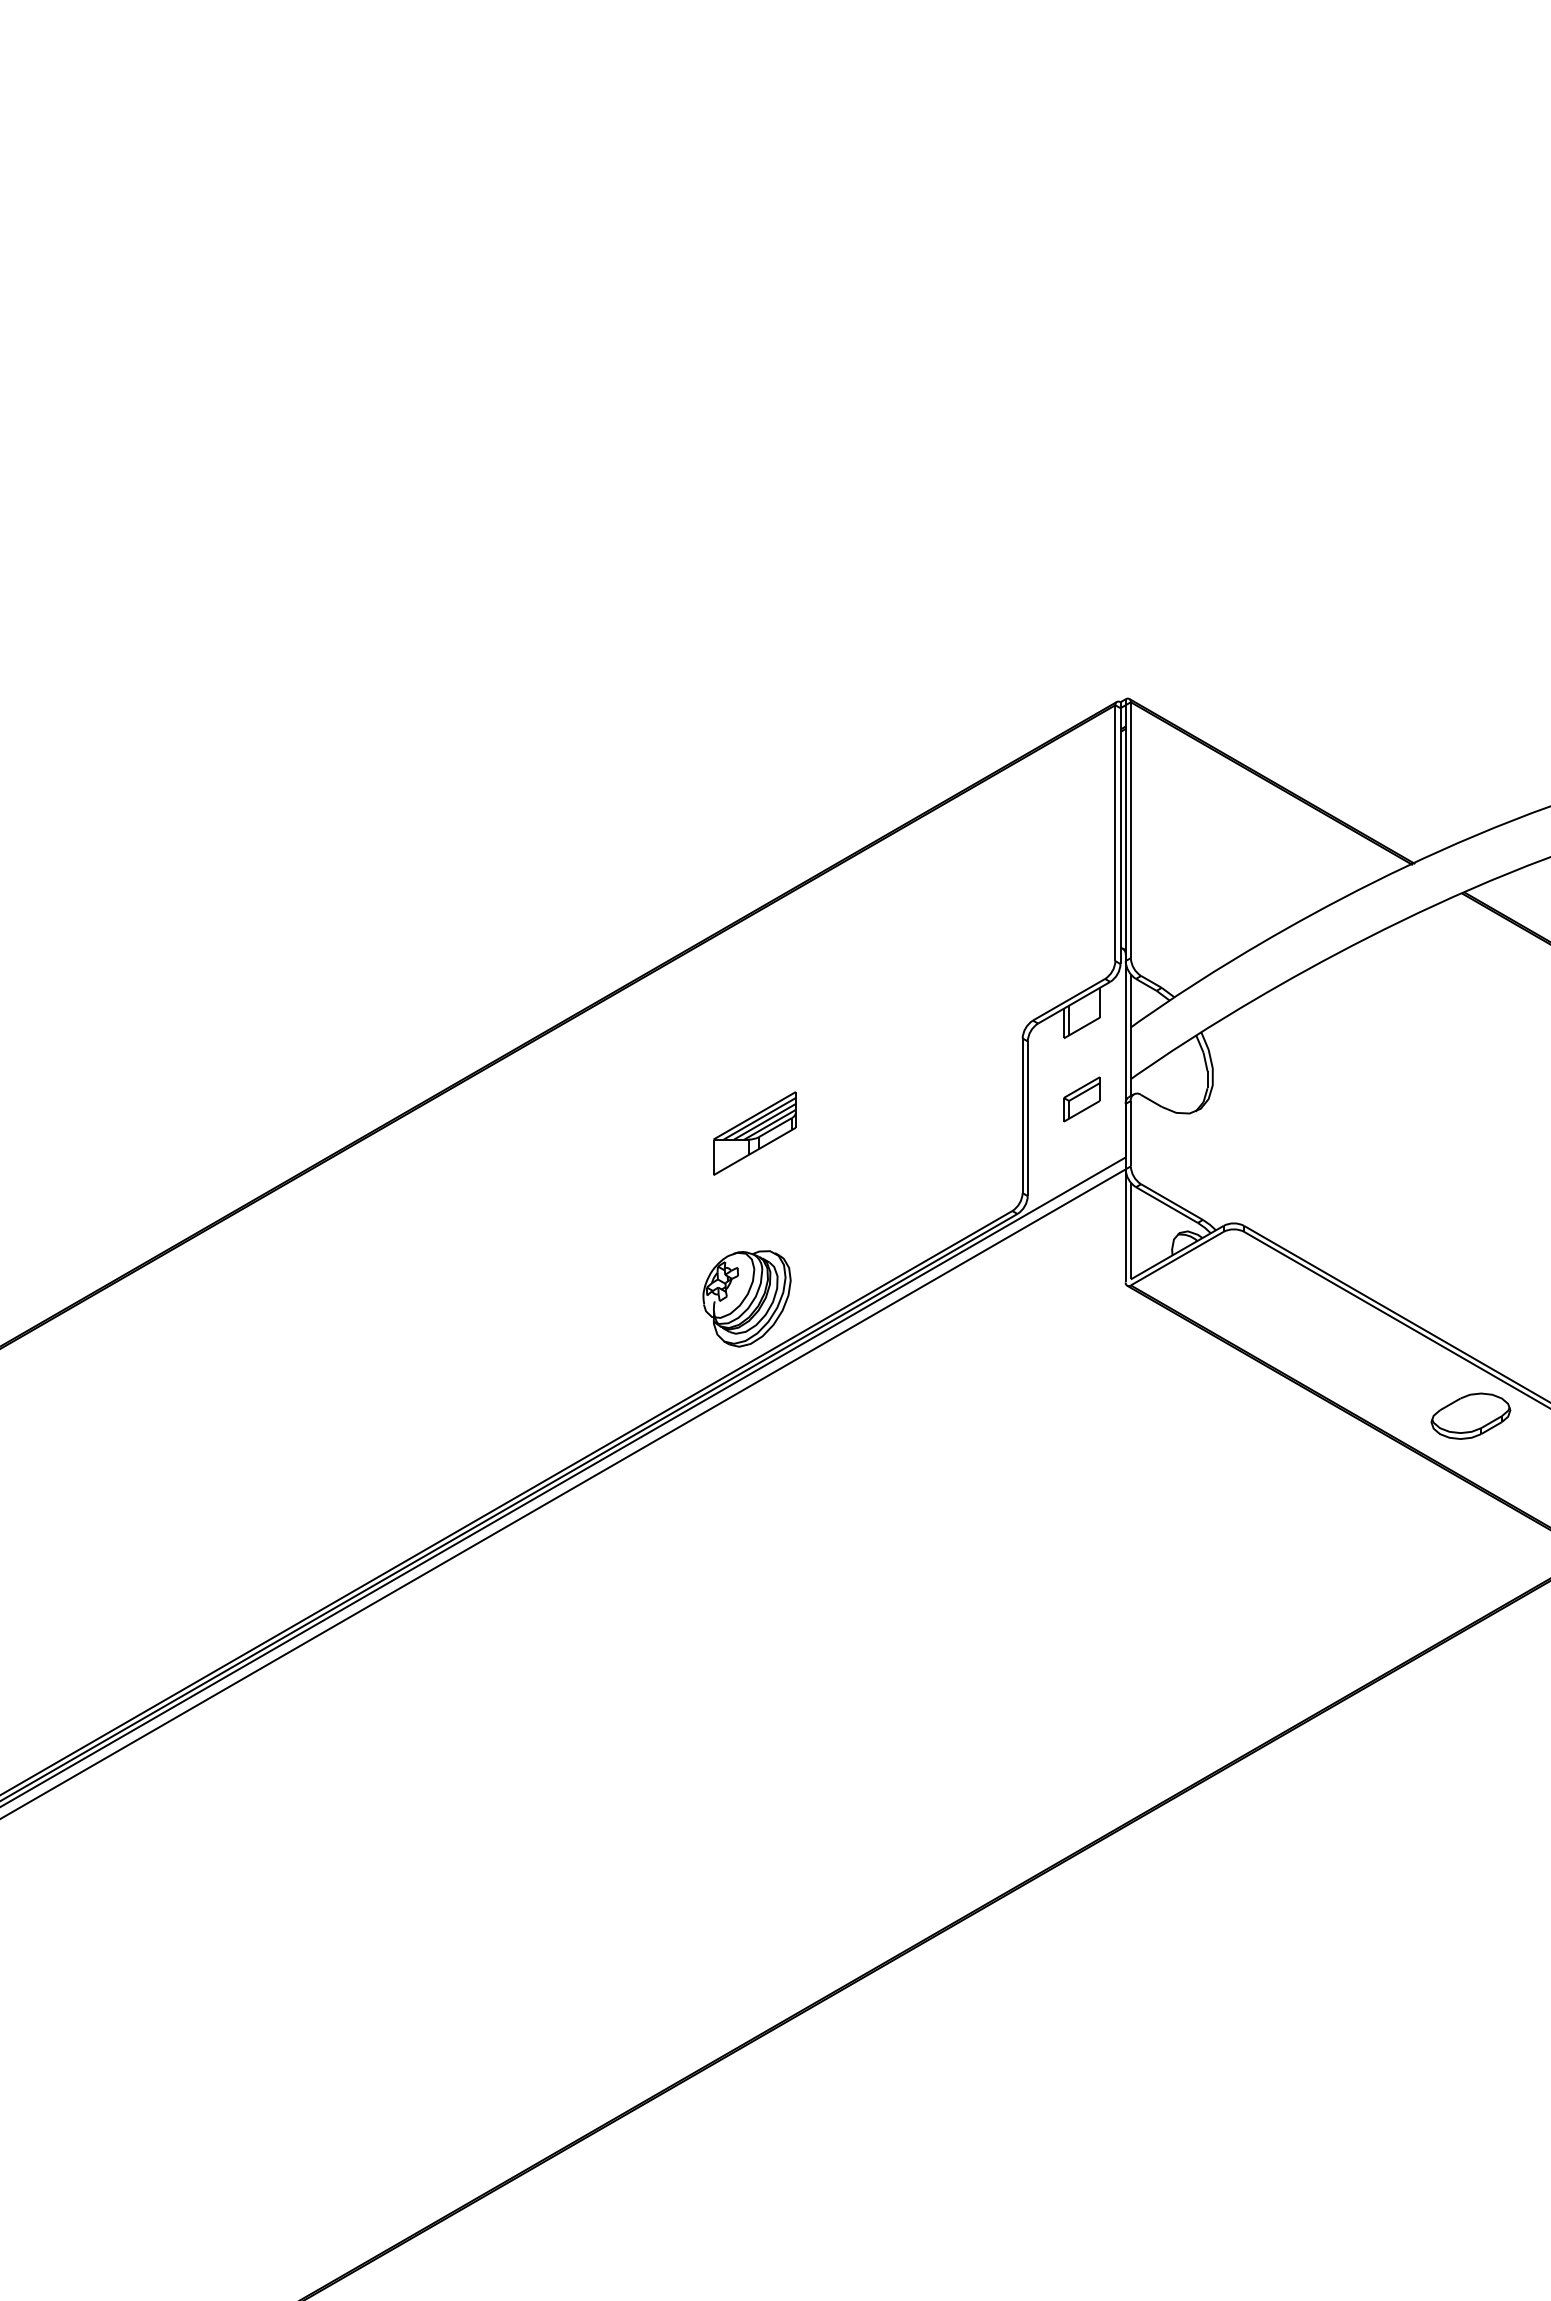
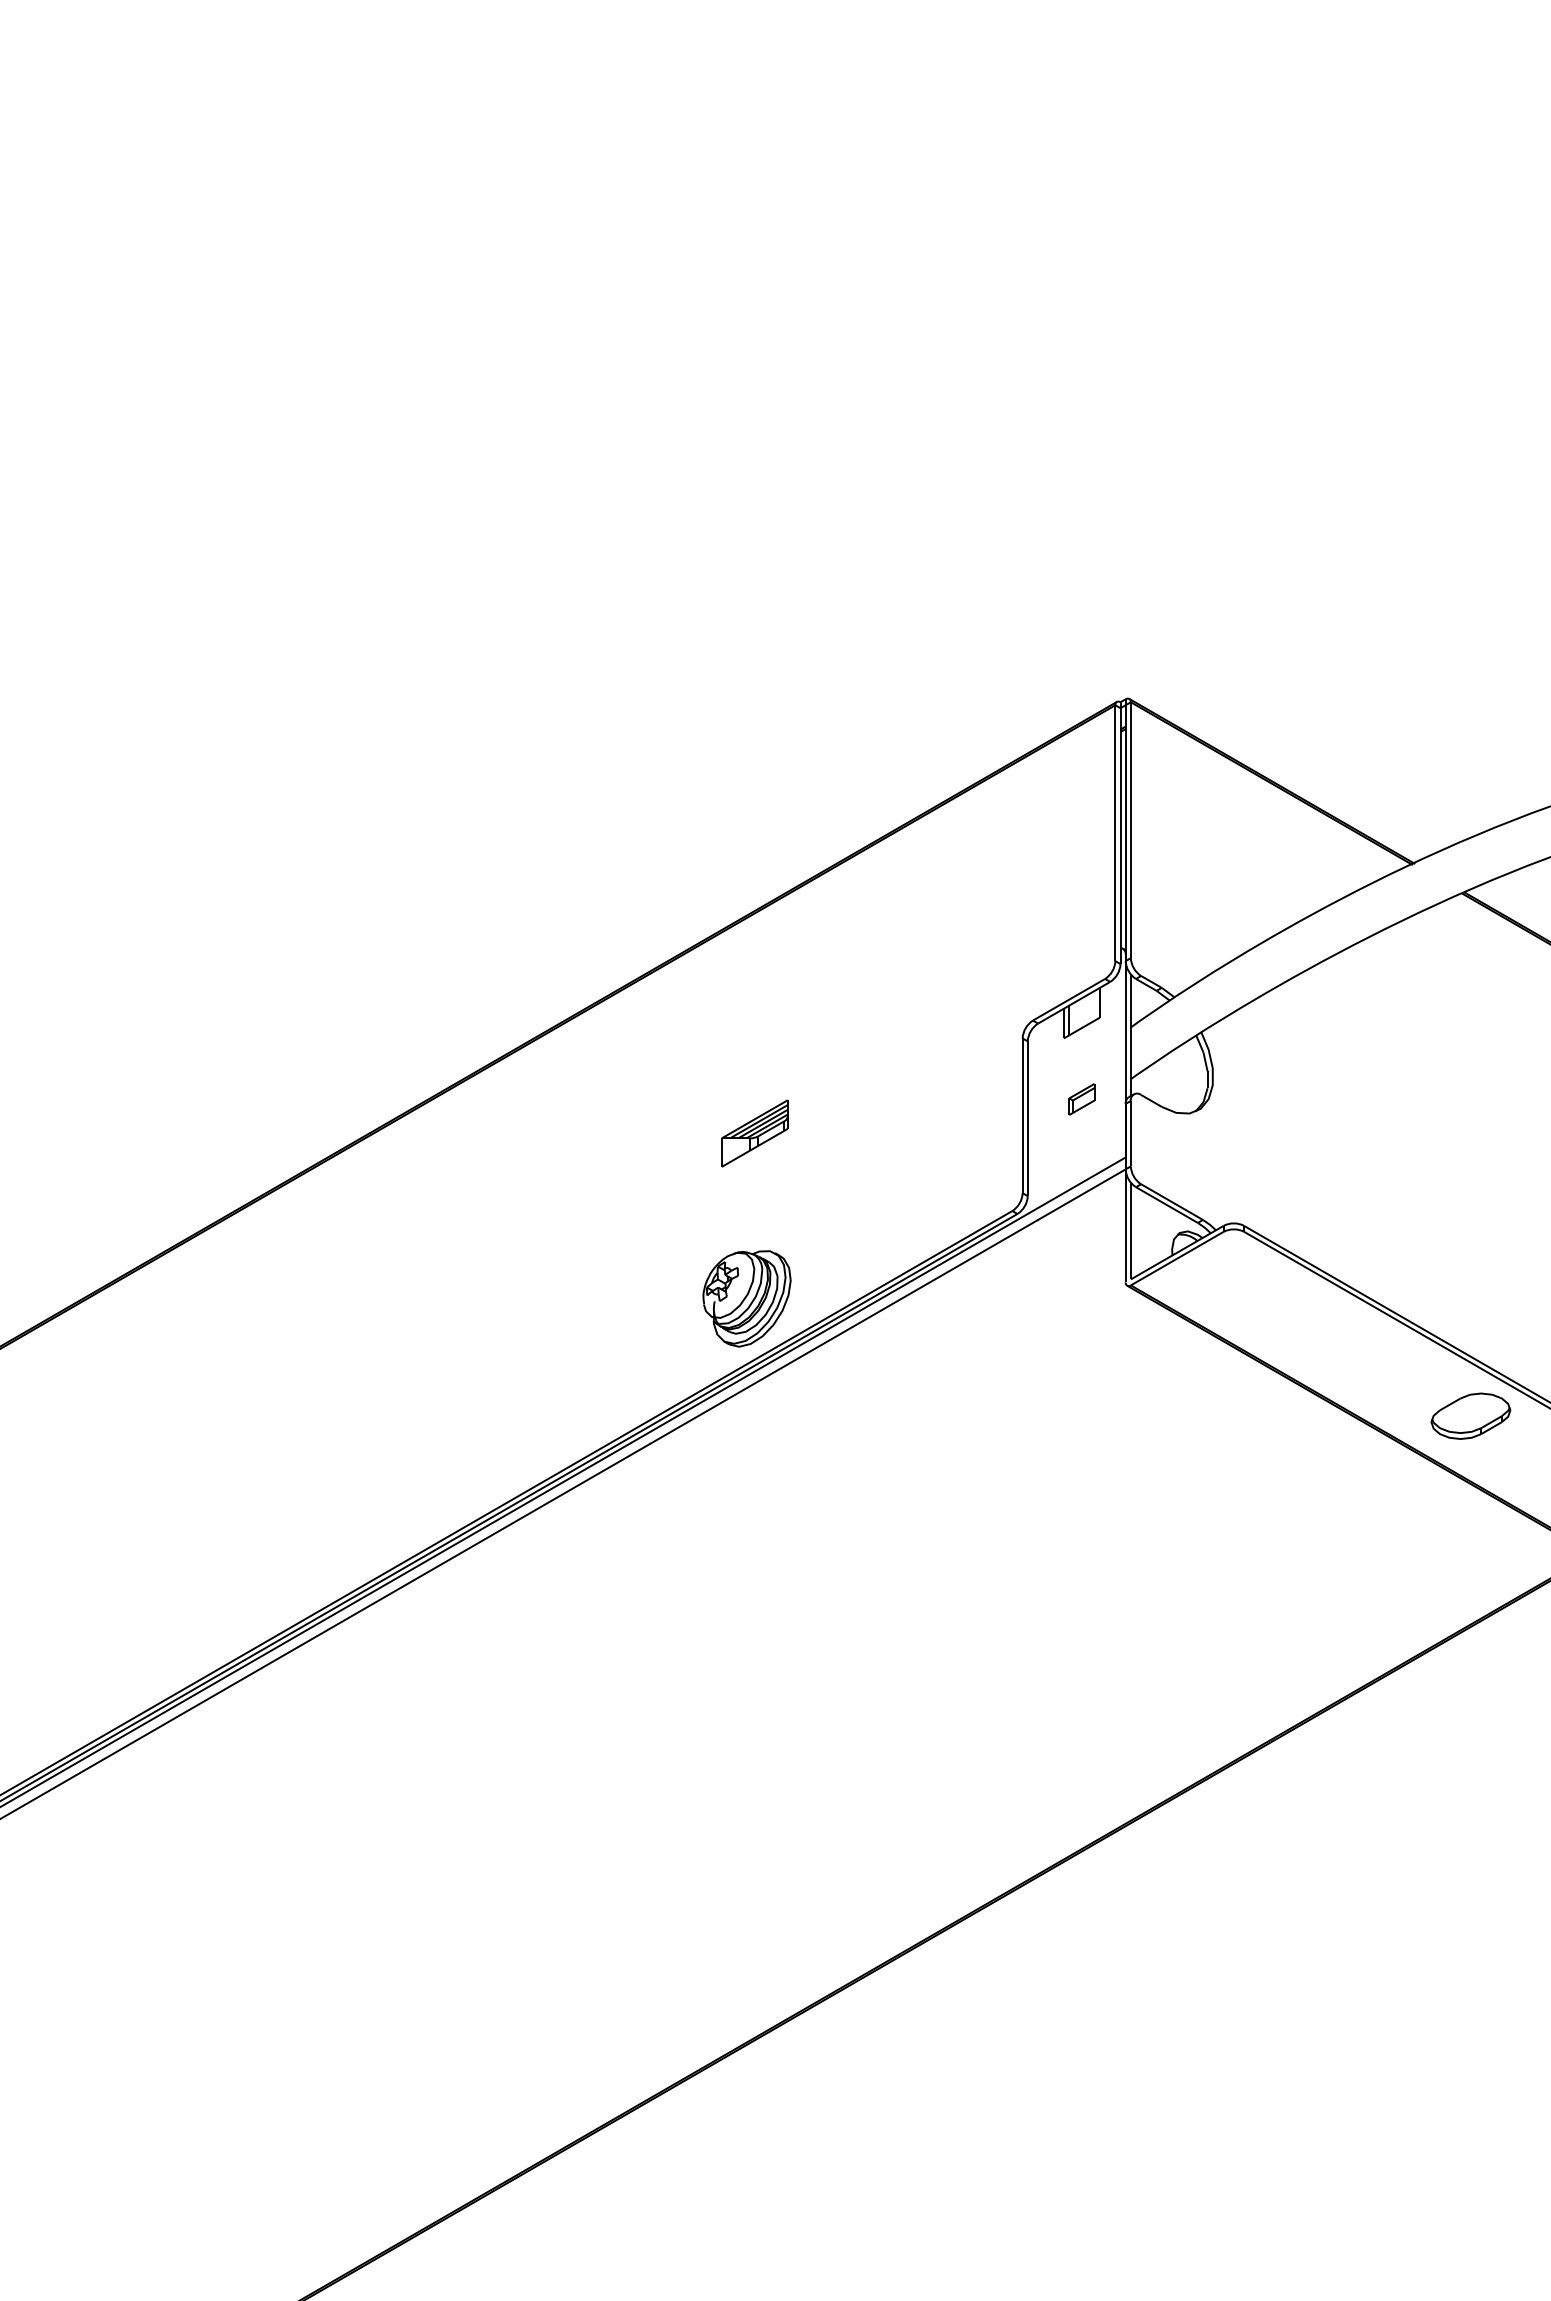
part size: 38x47 px -> 28x33 px (1081, 1099)
part size: 84x85 px -> 68x69 px (754, 1133)
